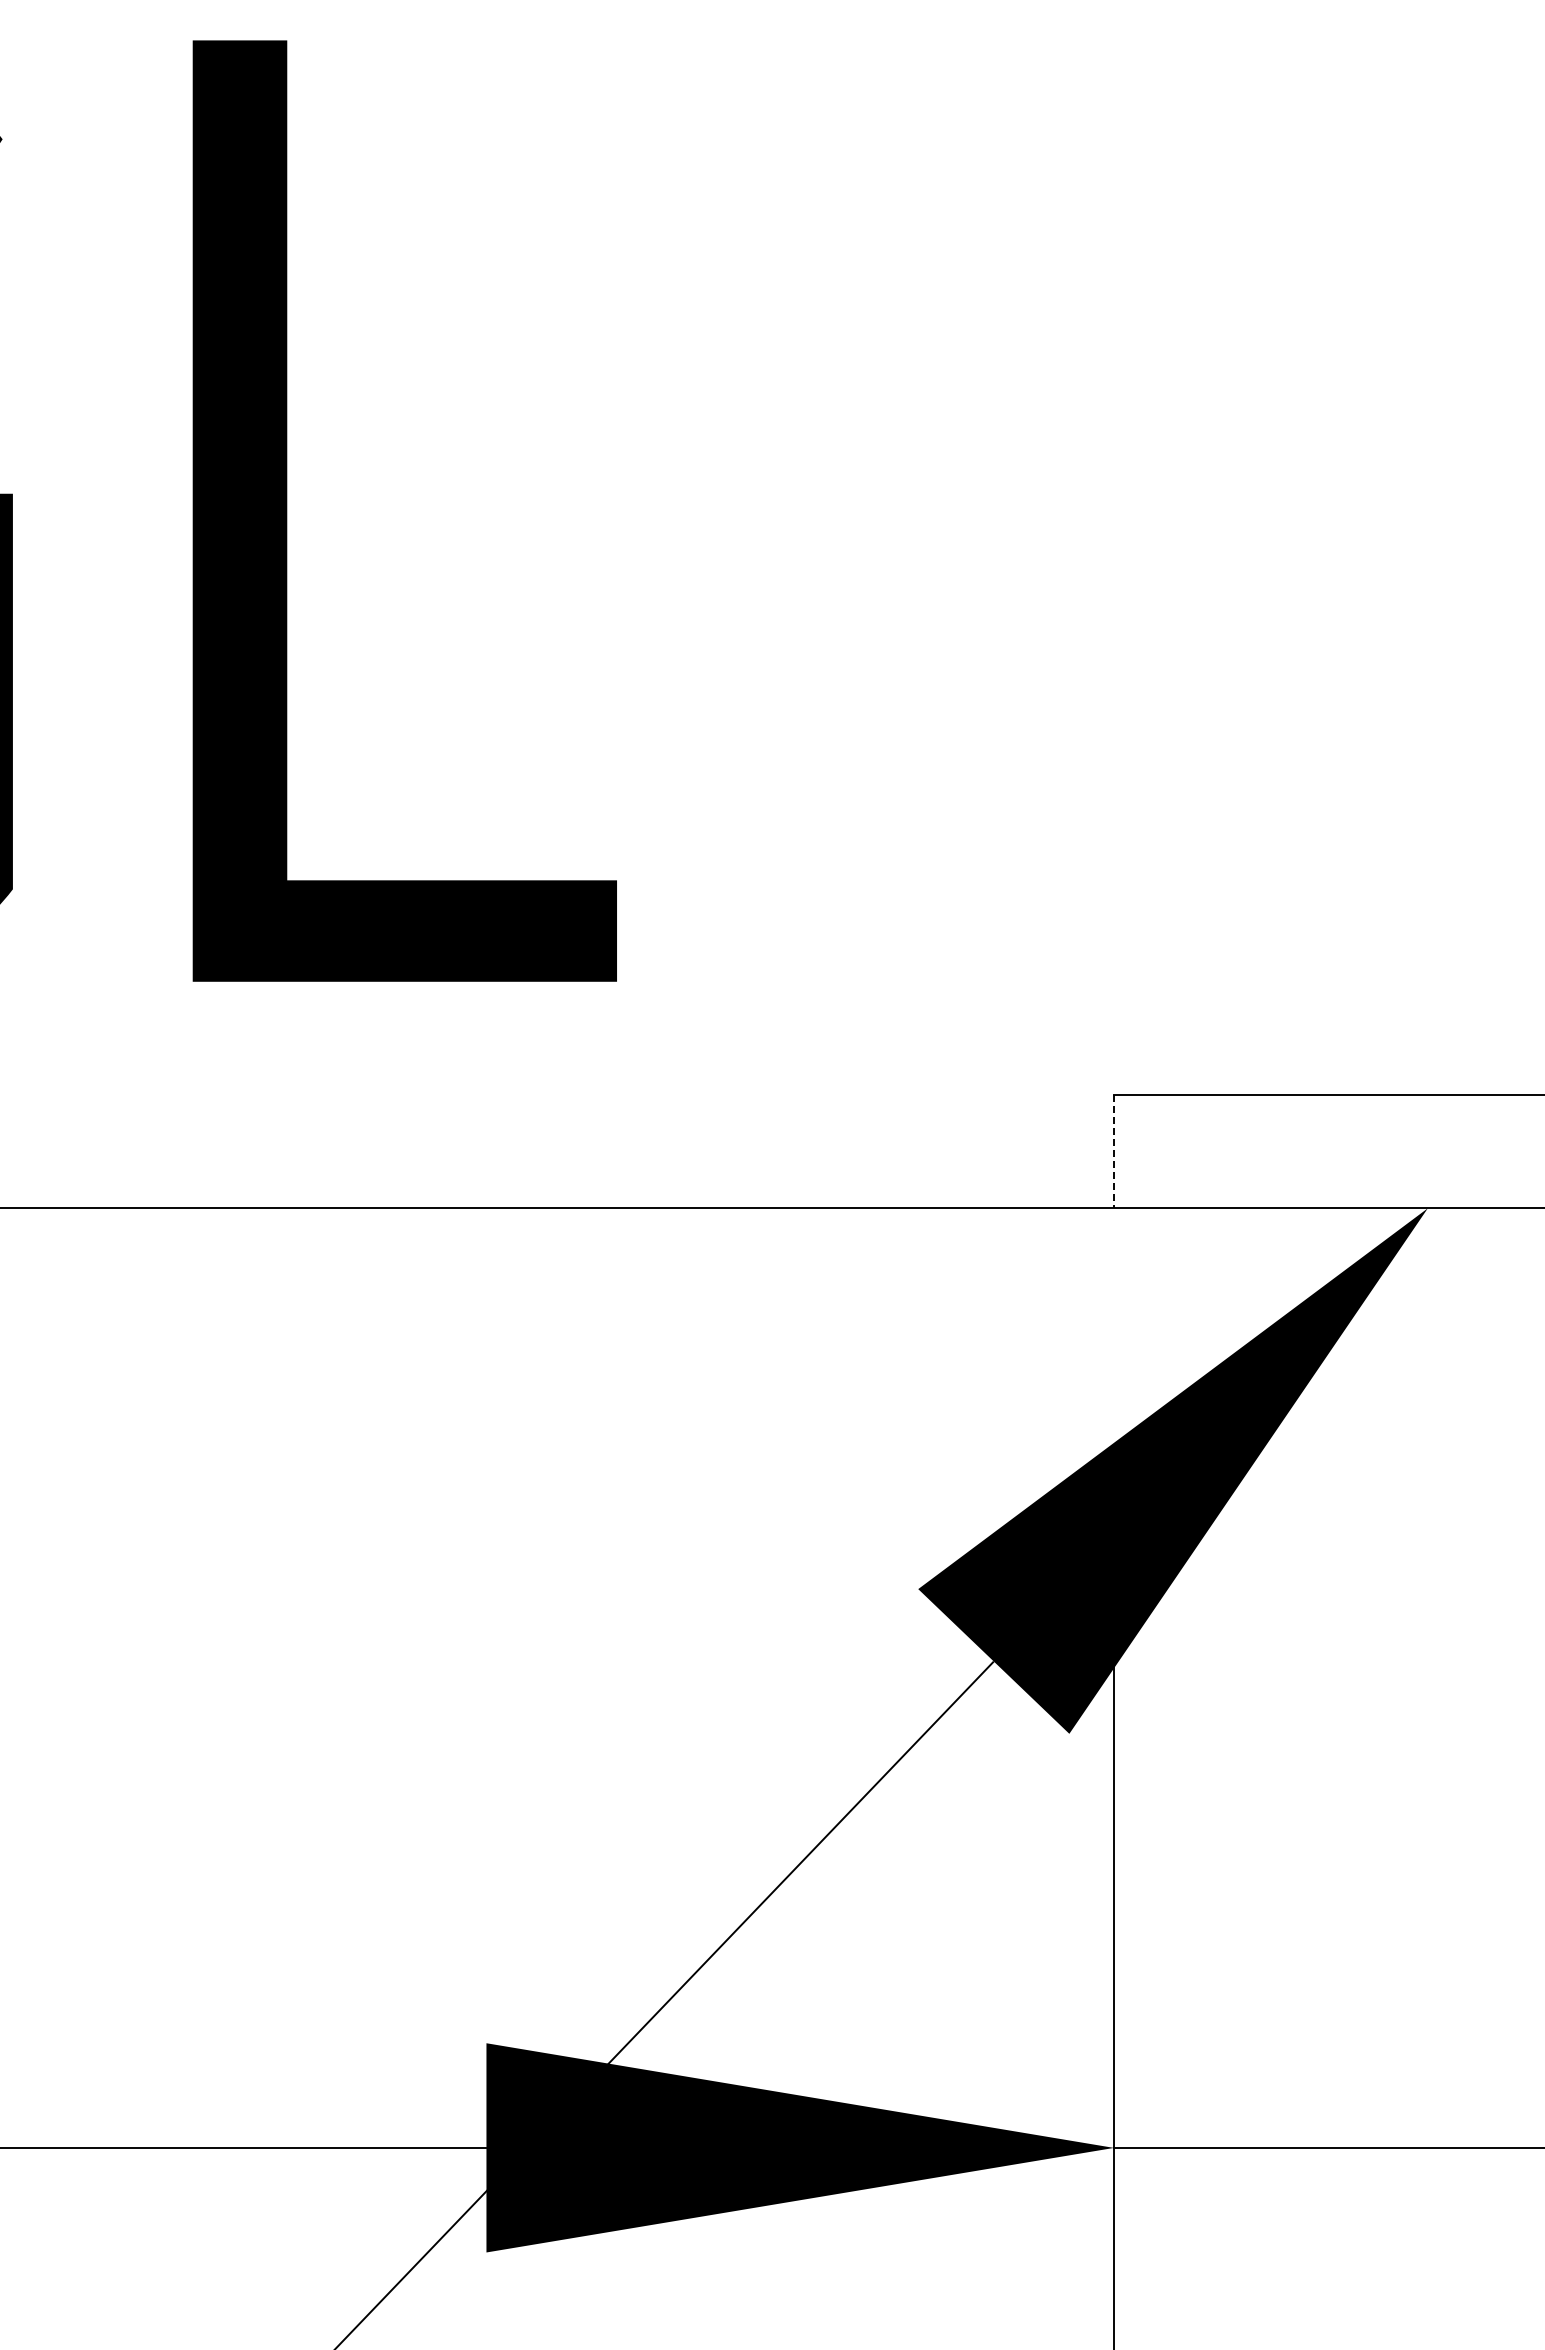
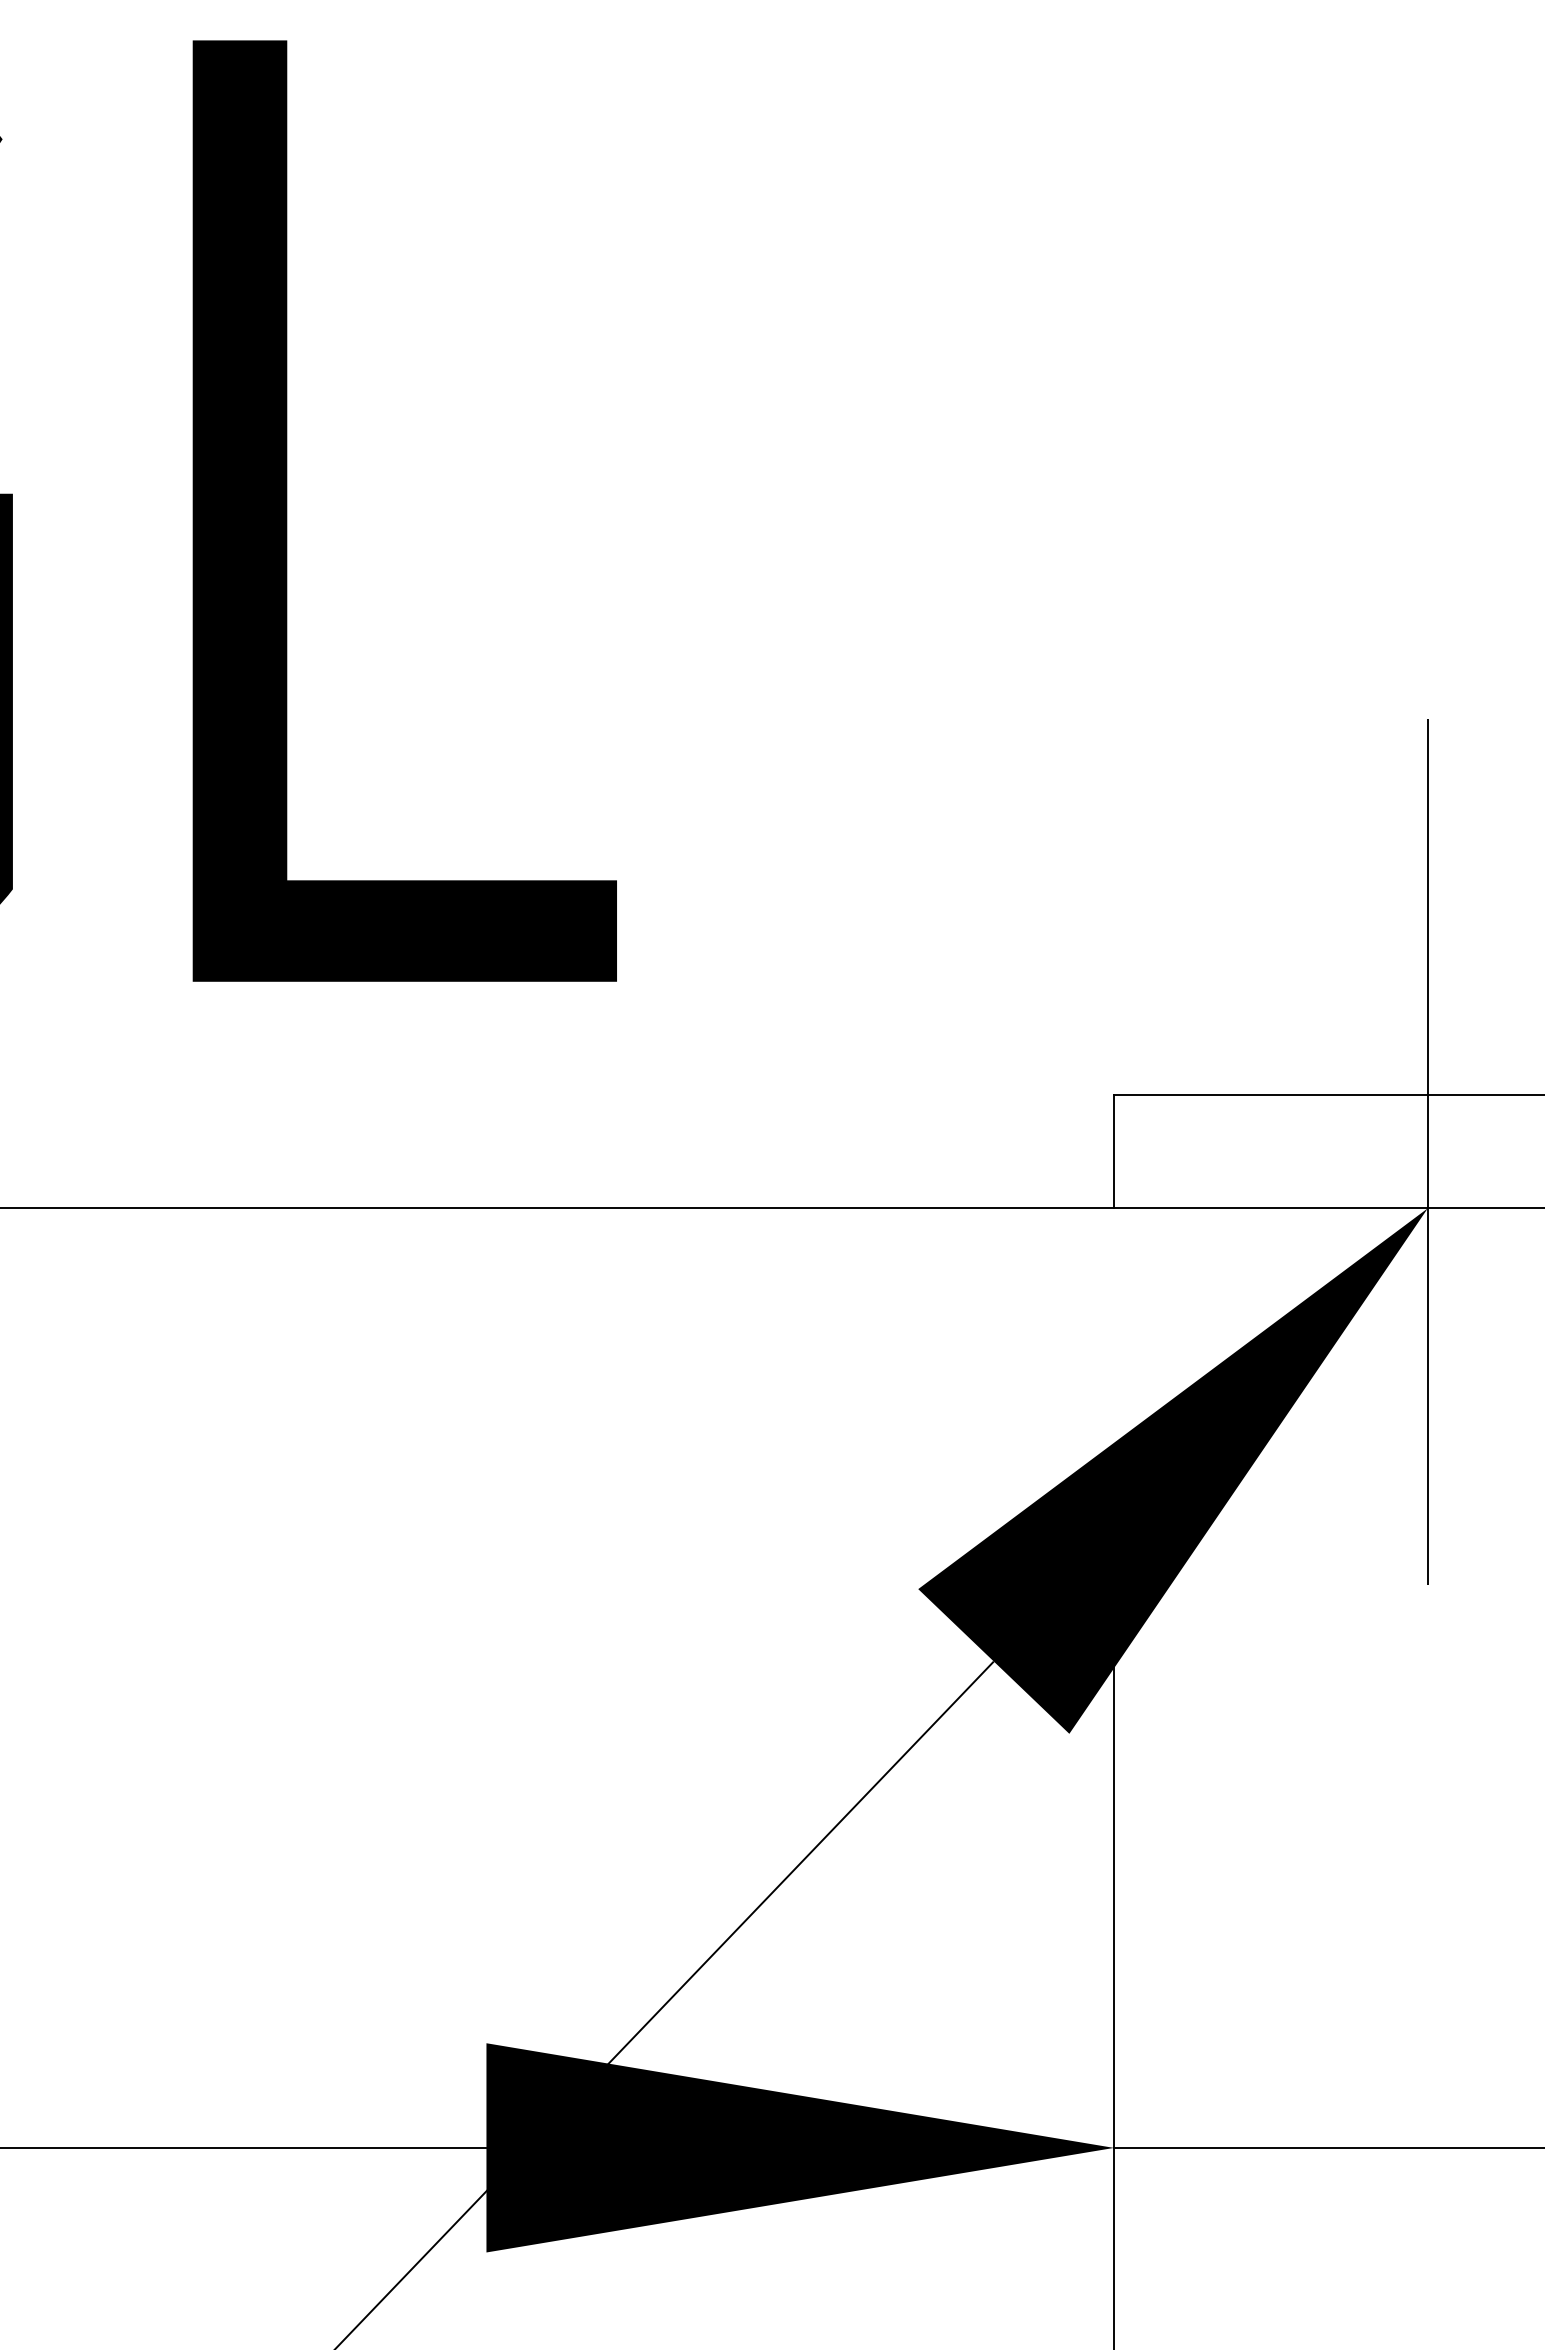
line: none -> present (1427, 1151)
line: dashed -> solid (1114, 1152)
